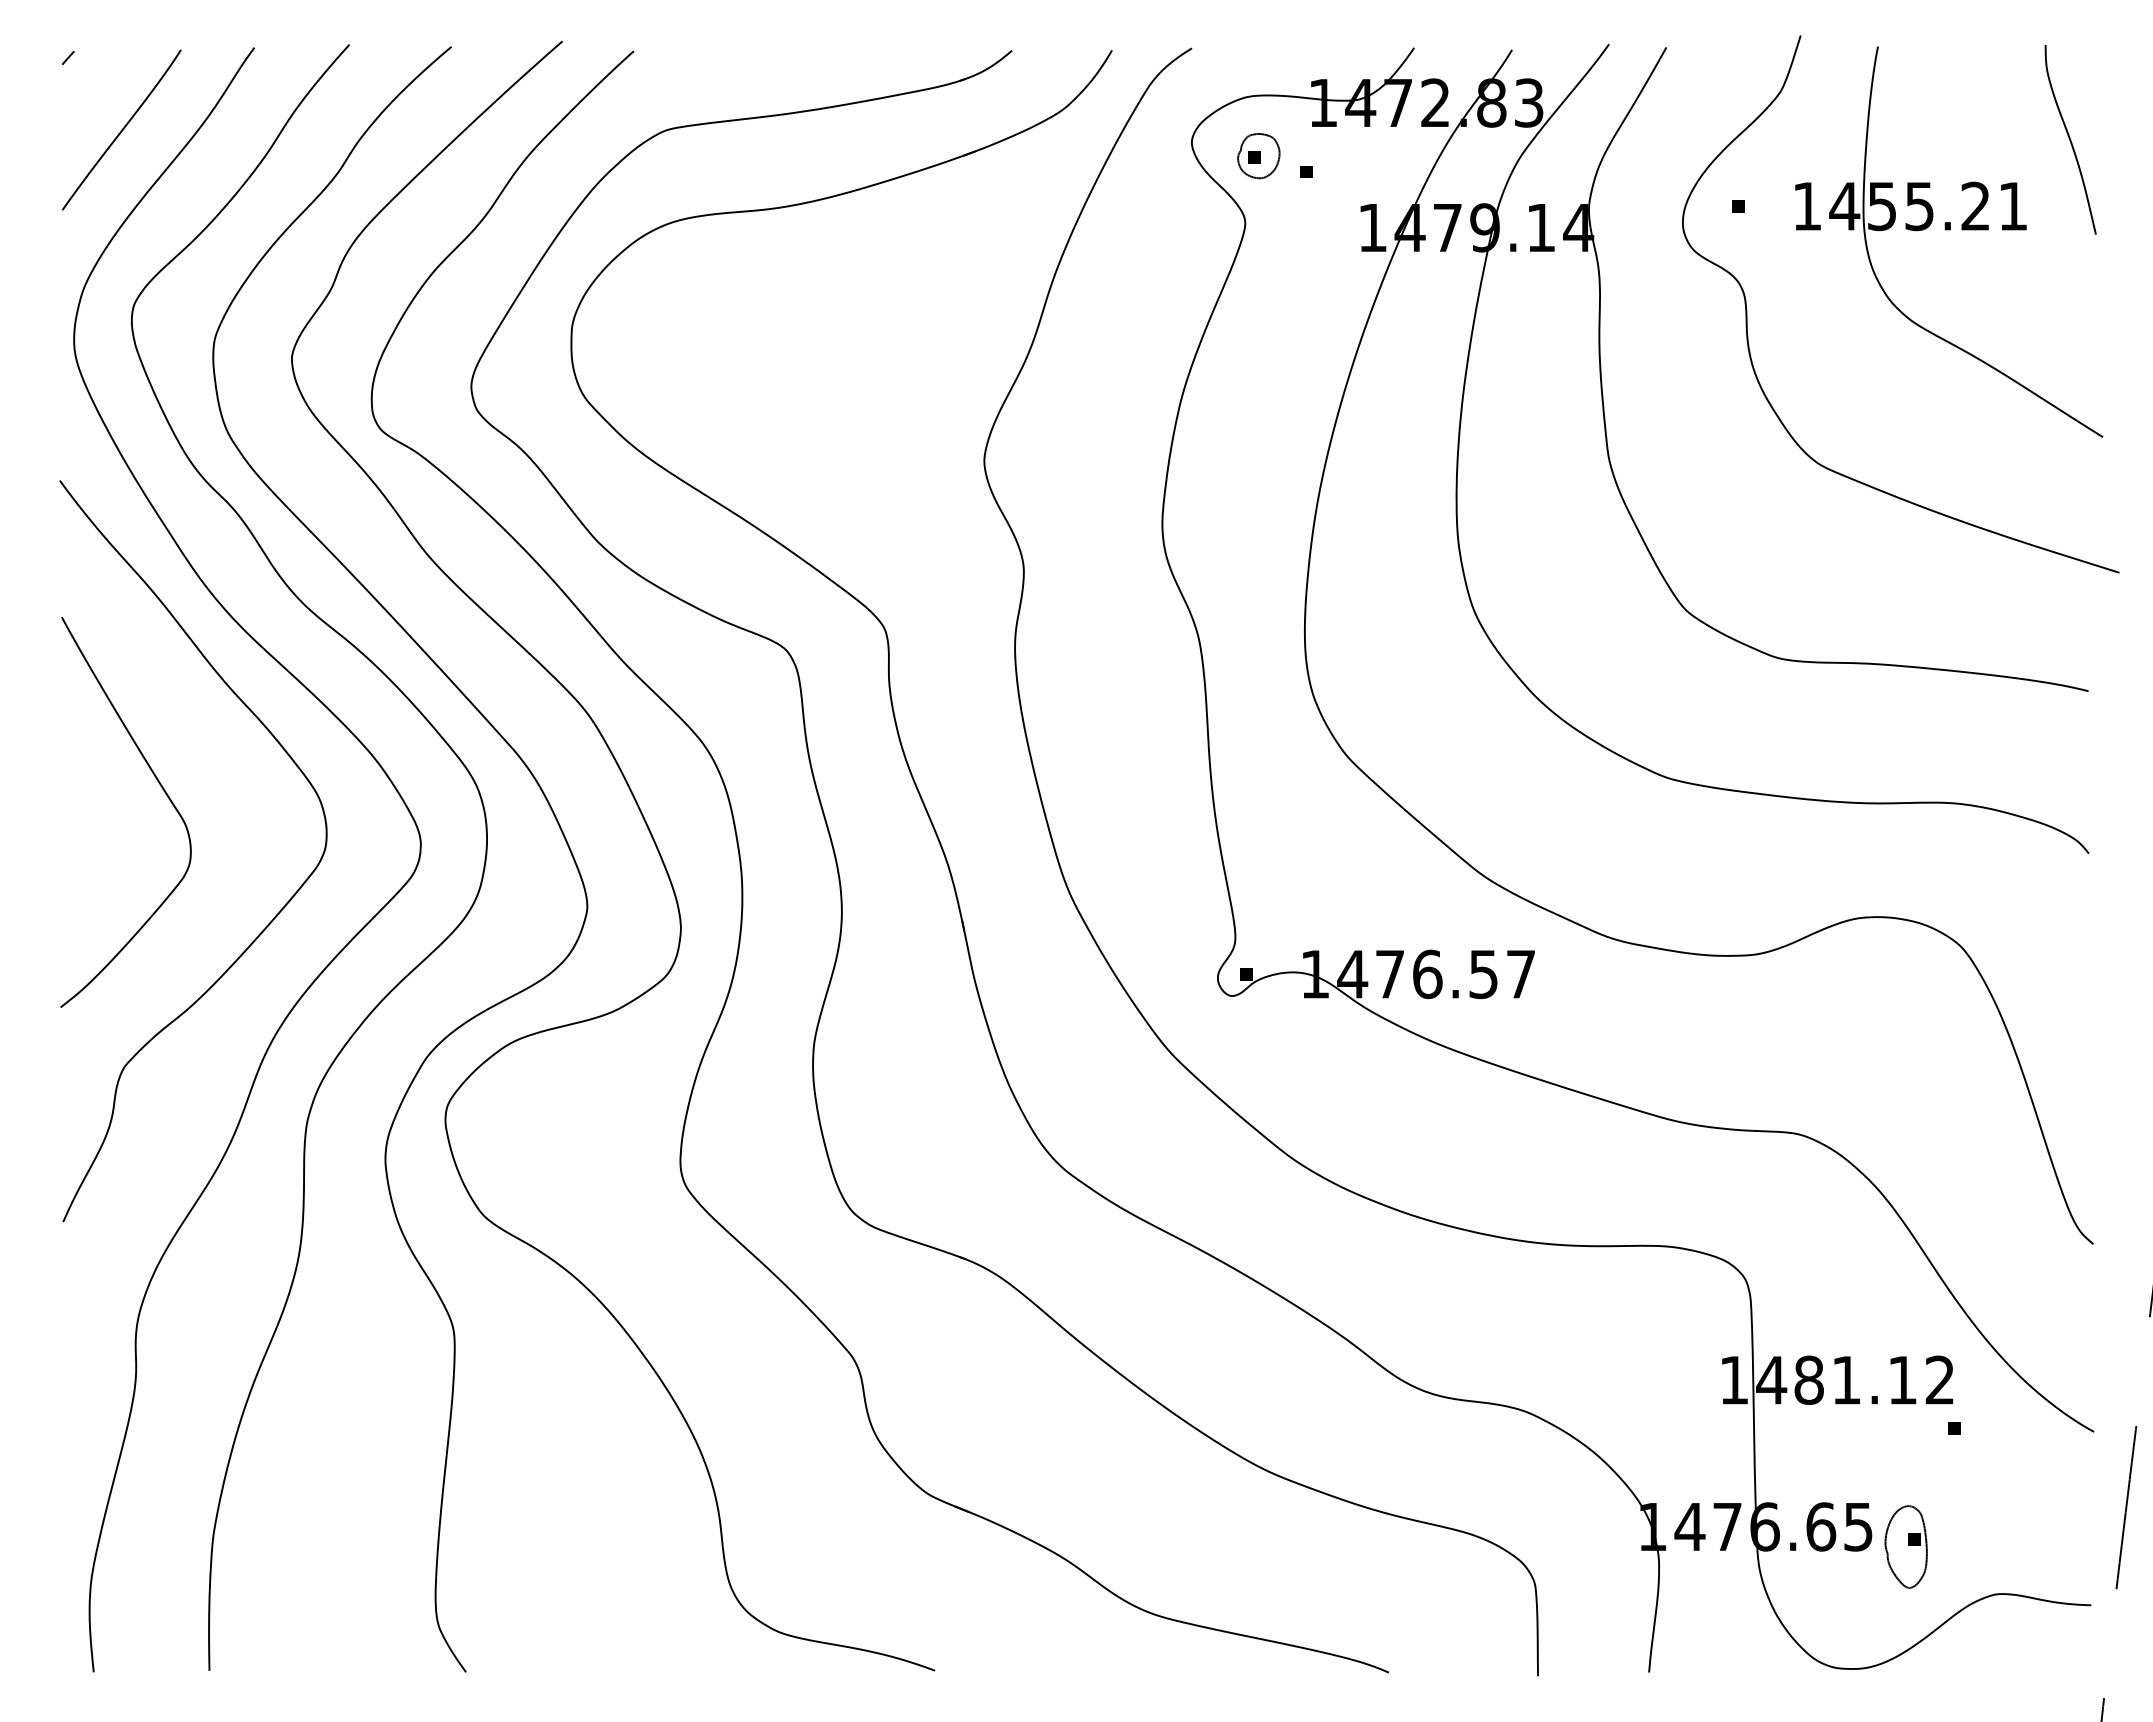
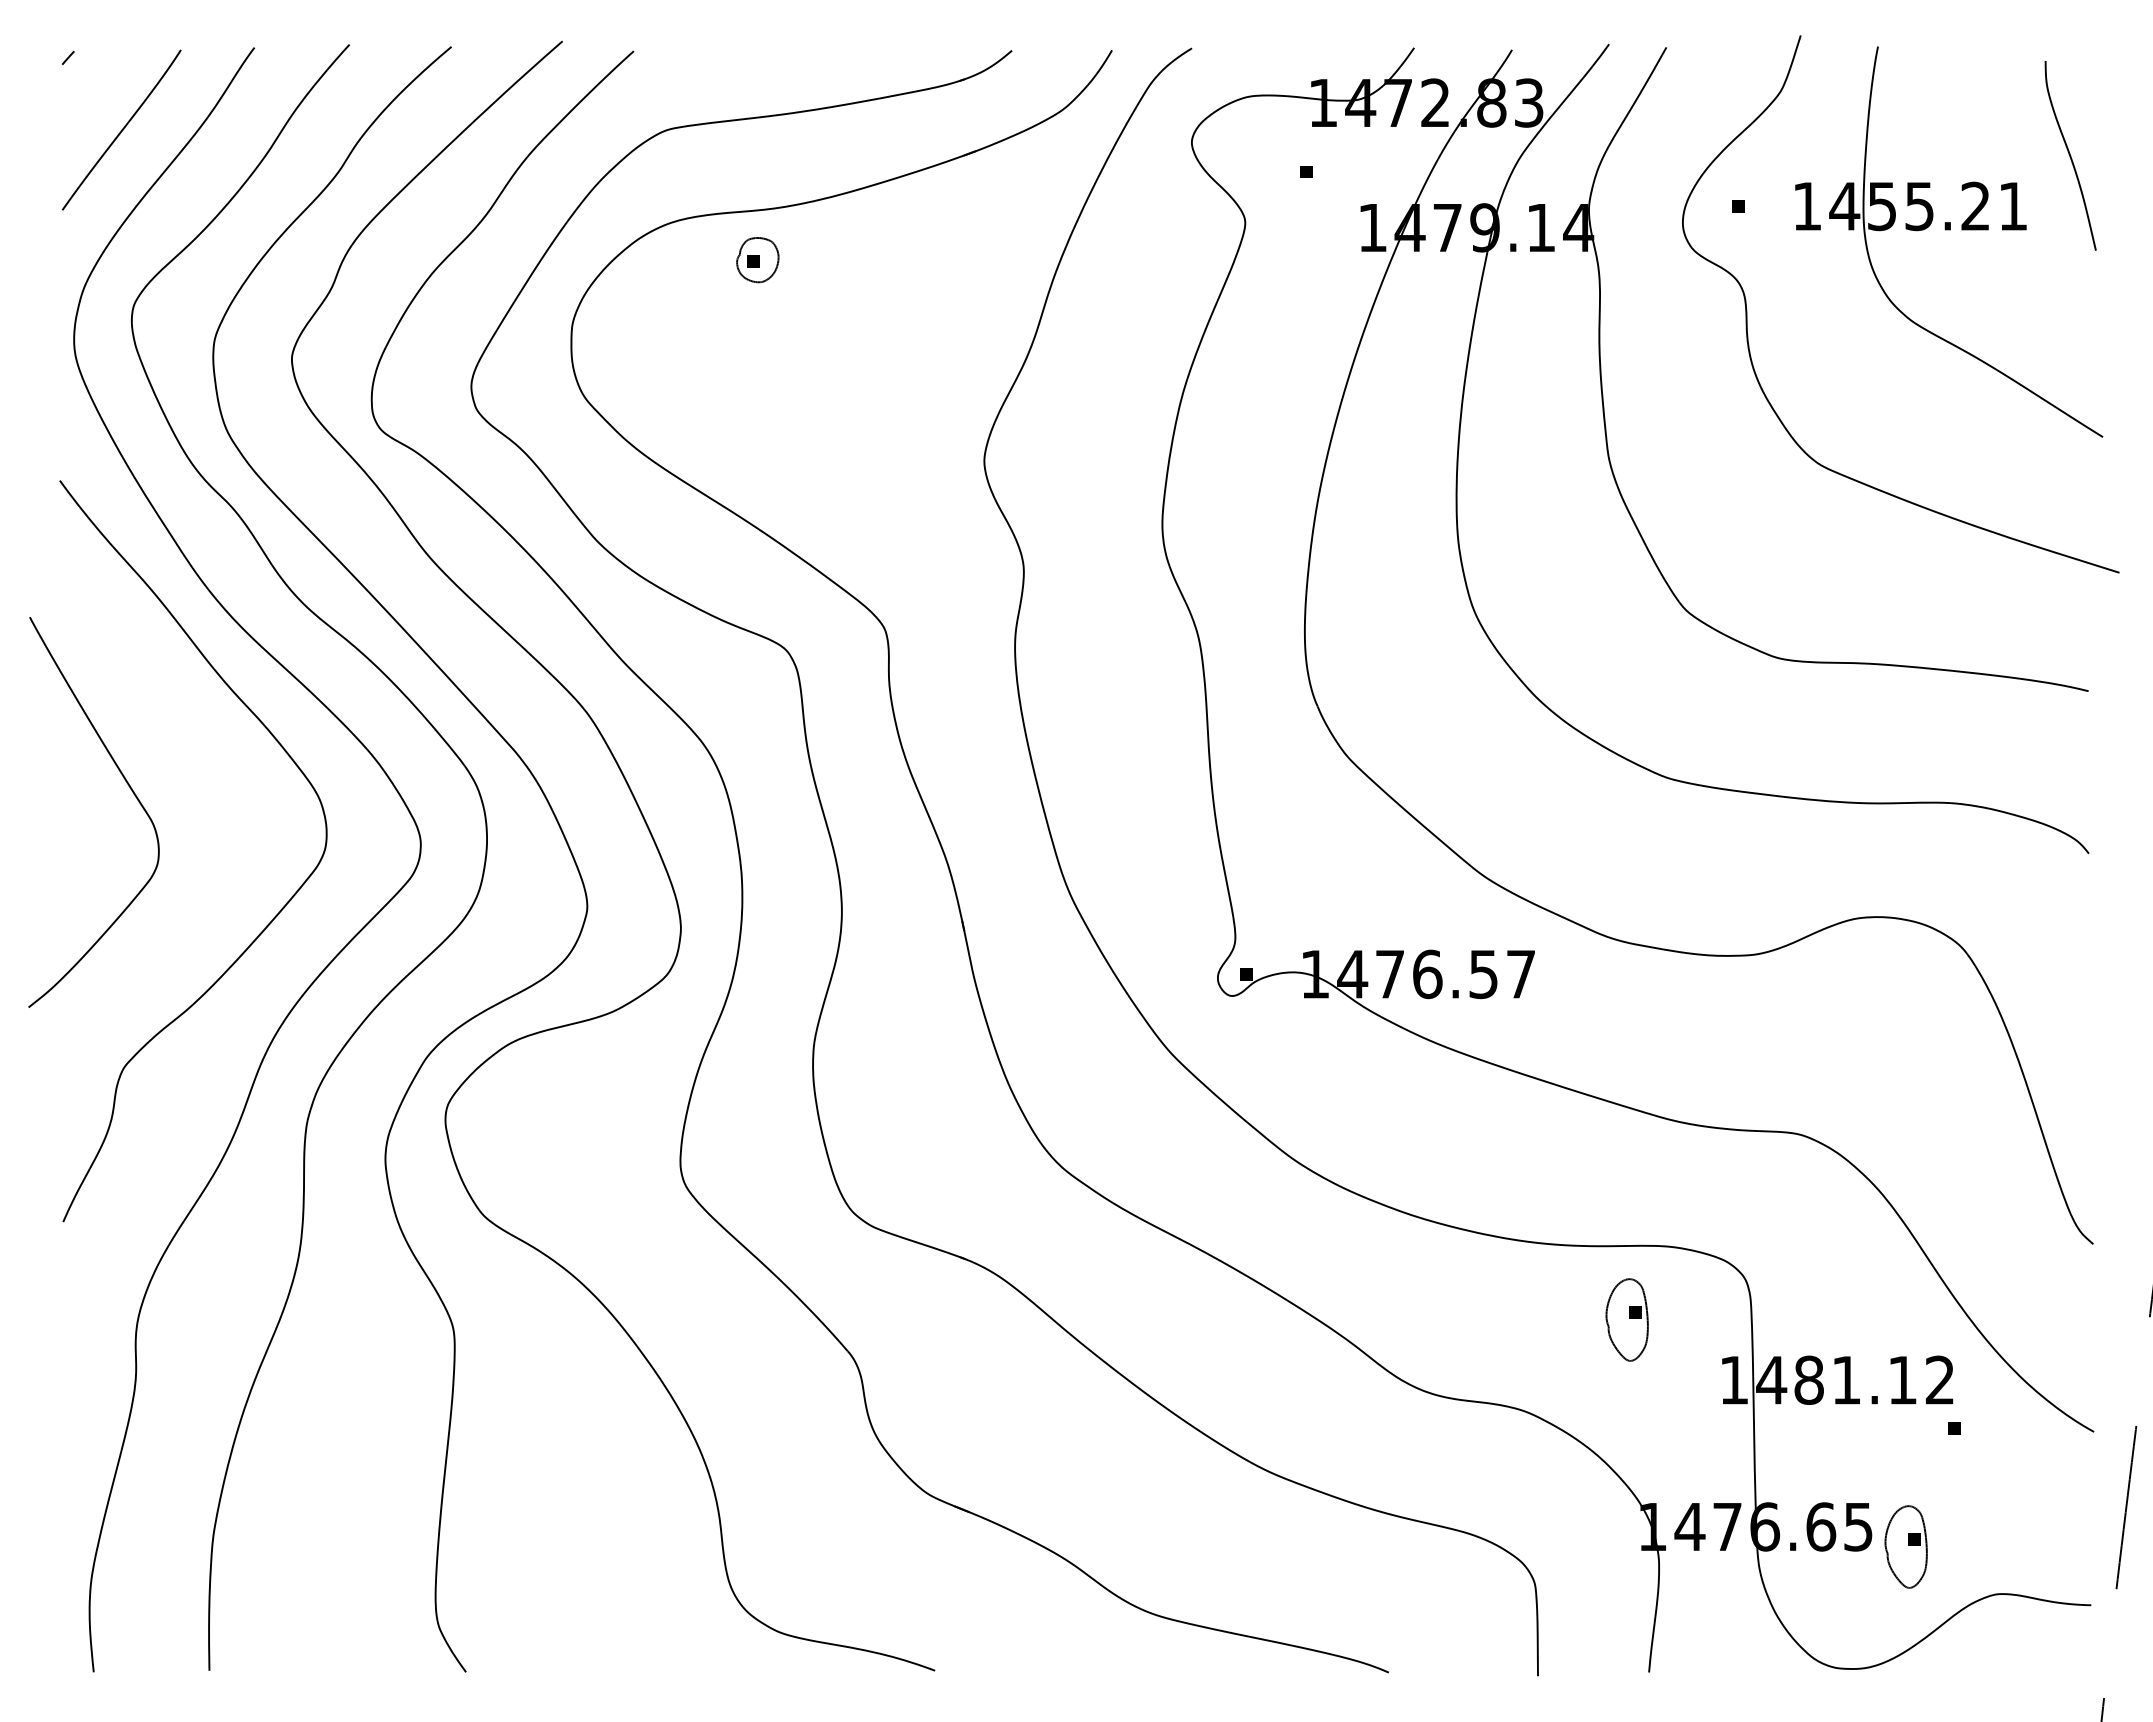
curve position: (2070, 139) -> (2070, 155) (2070, 155)
part position: (1258, 156) -> (757, 260) (757, 260)
curve position: (163, 791) -> (131, 791) (131, 791)
part: none -> present (1626, 1319)
